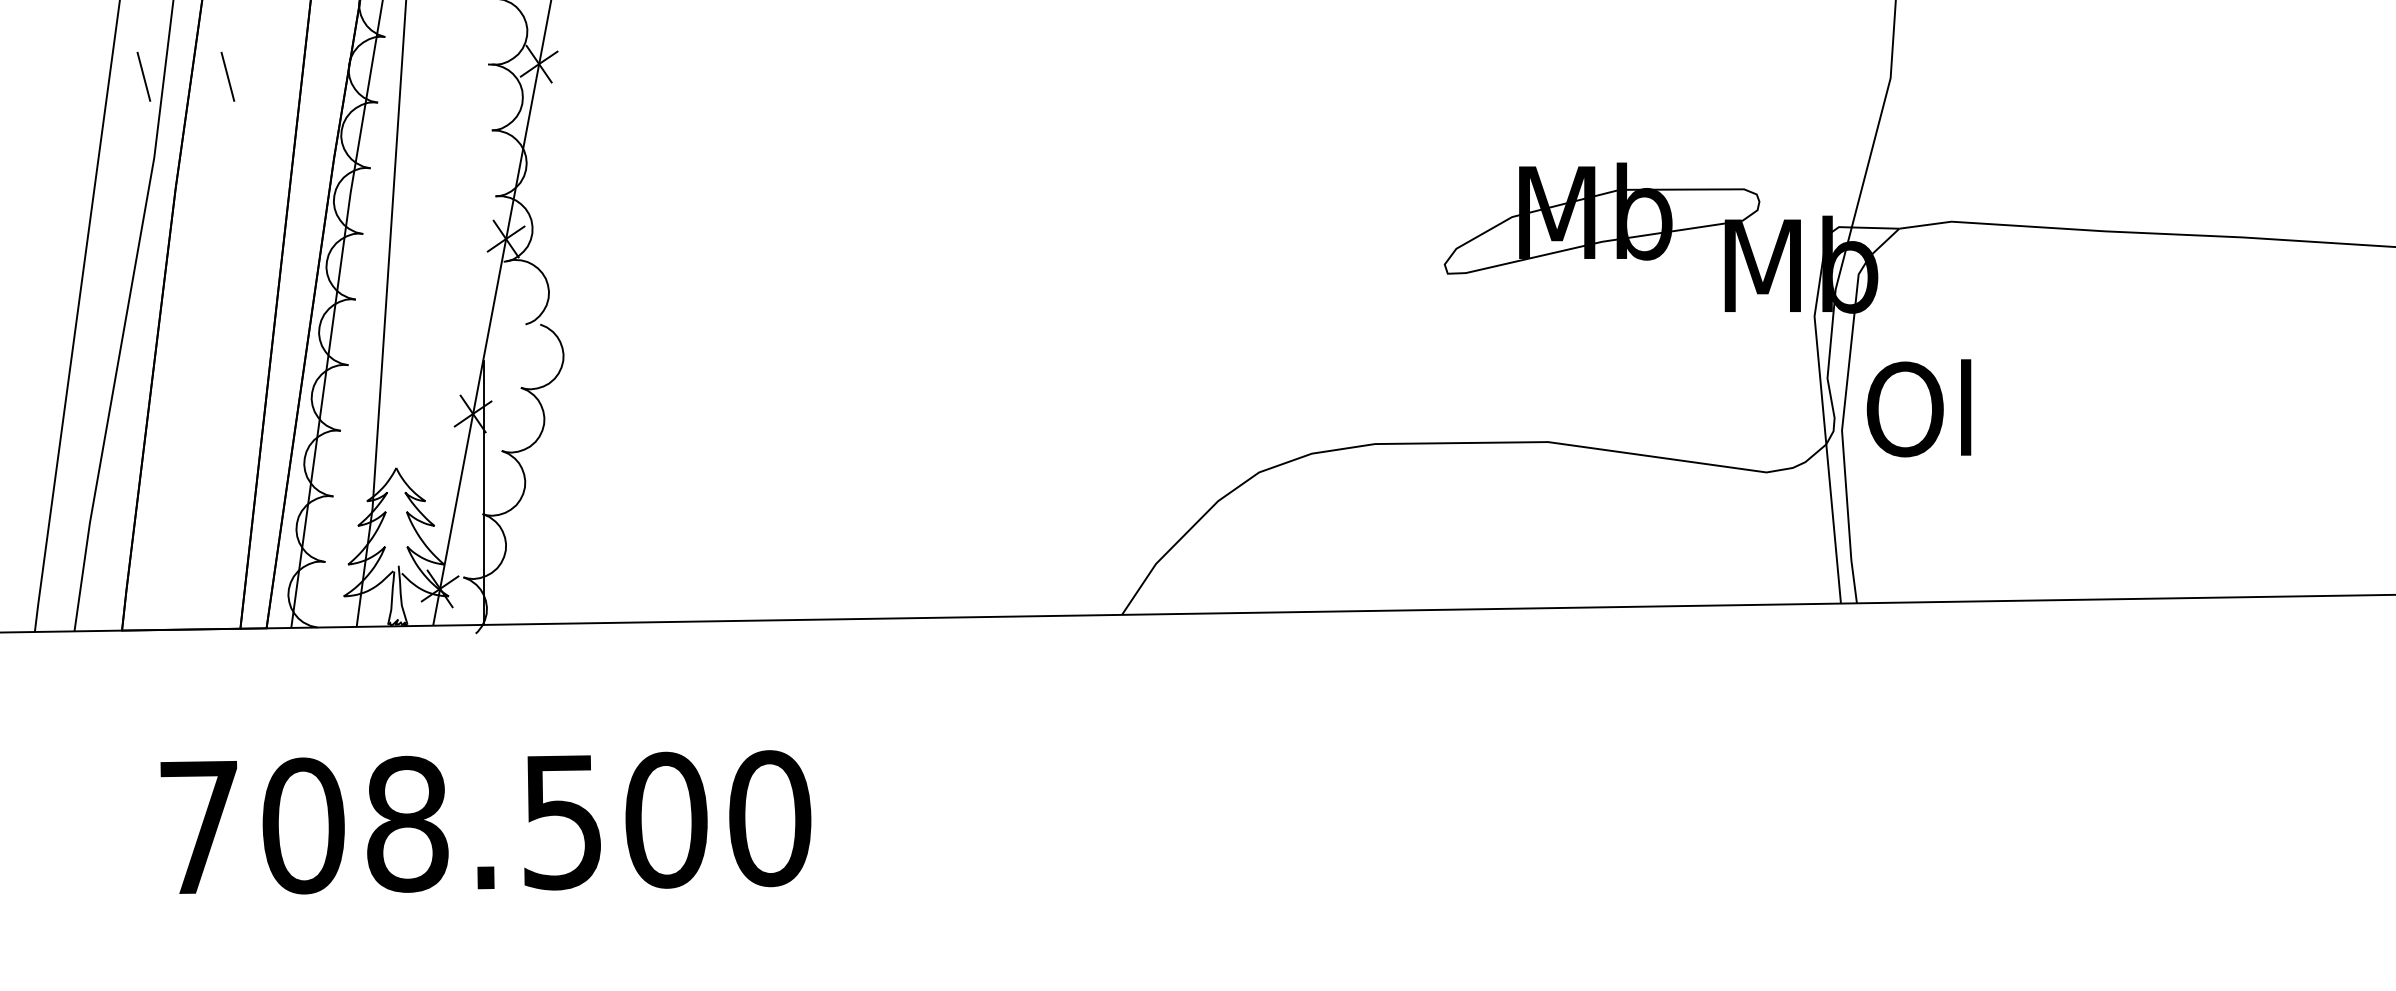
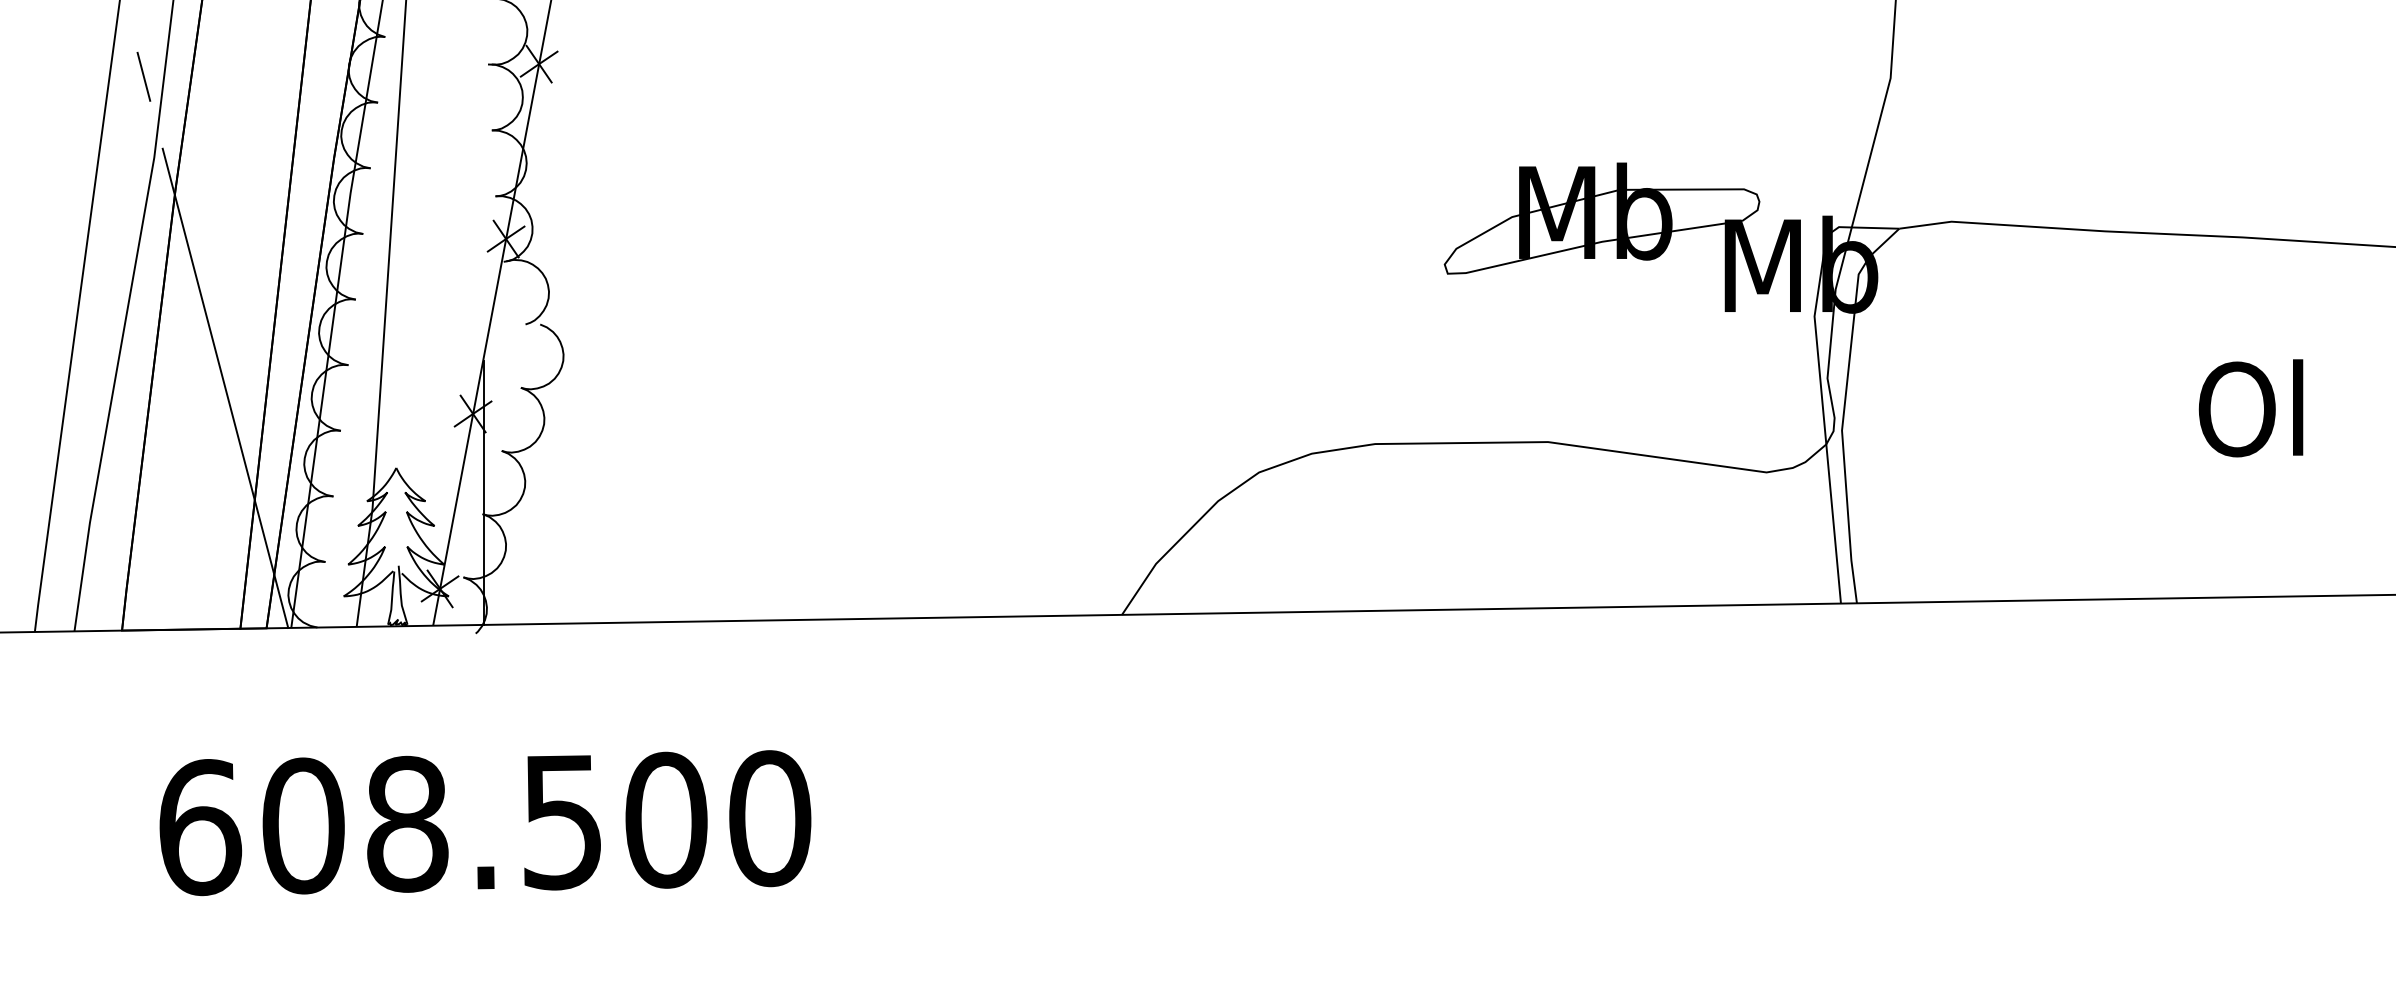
line: present -> none (227, 76)
line: none -> present (225, 387)
text position: (1918, 408) -> (2250, 408) (2250, 408)
text: 708.500 -> 608.500 (200, 827)
